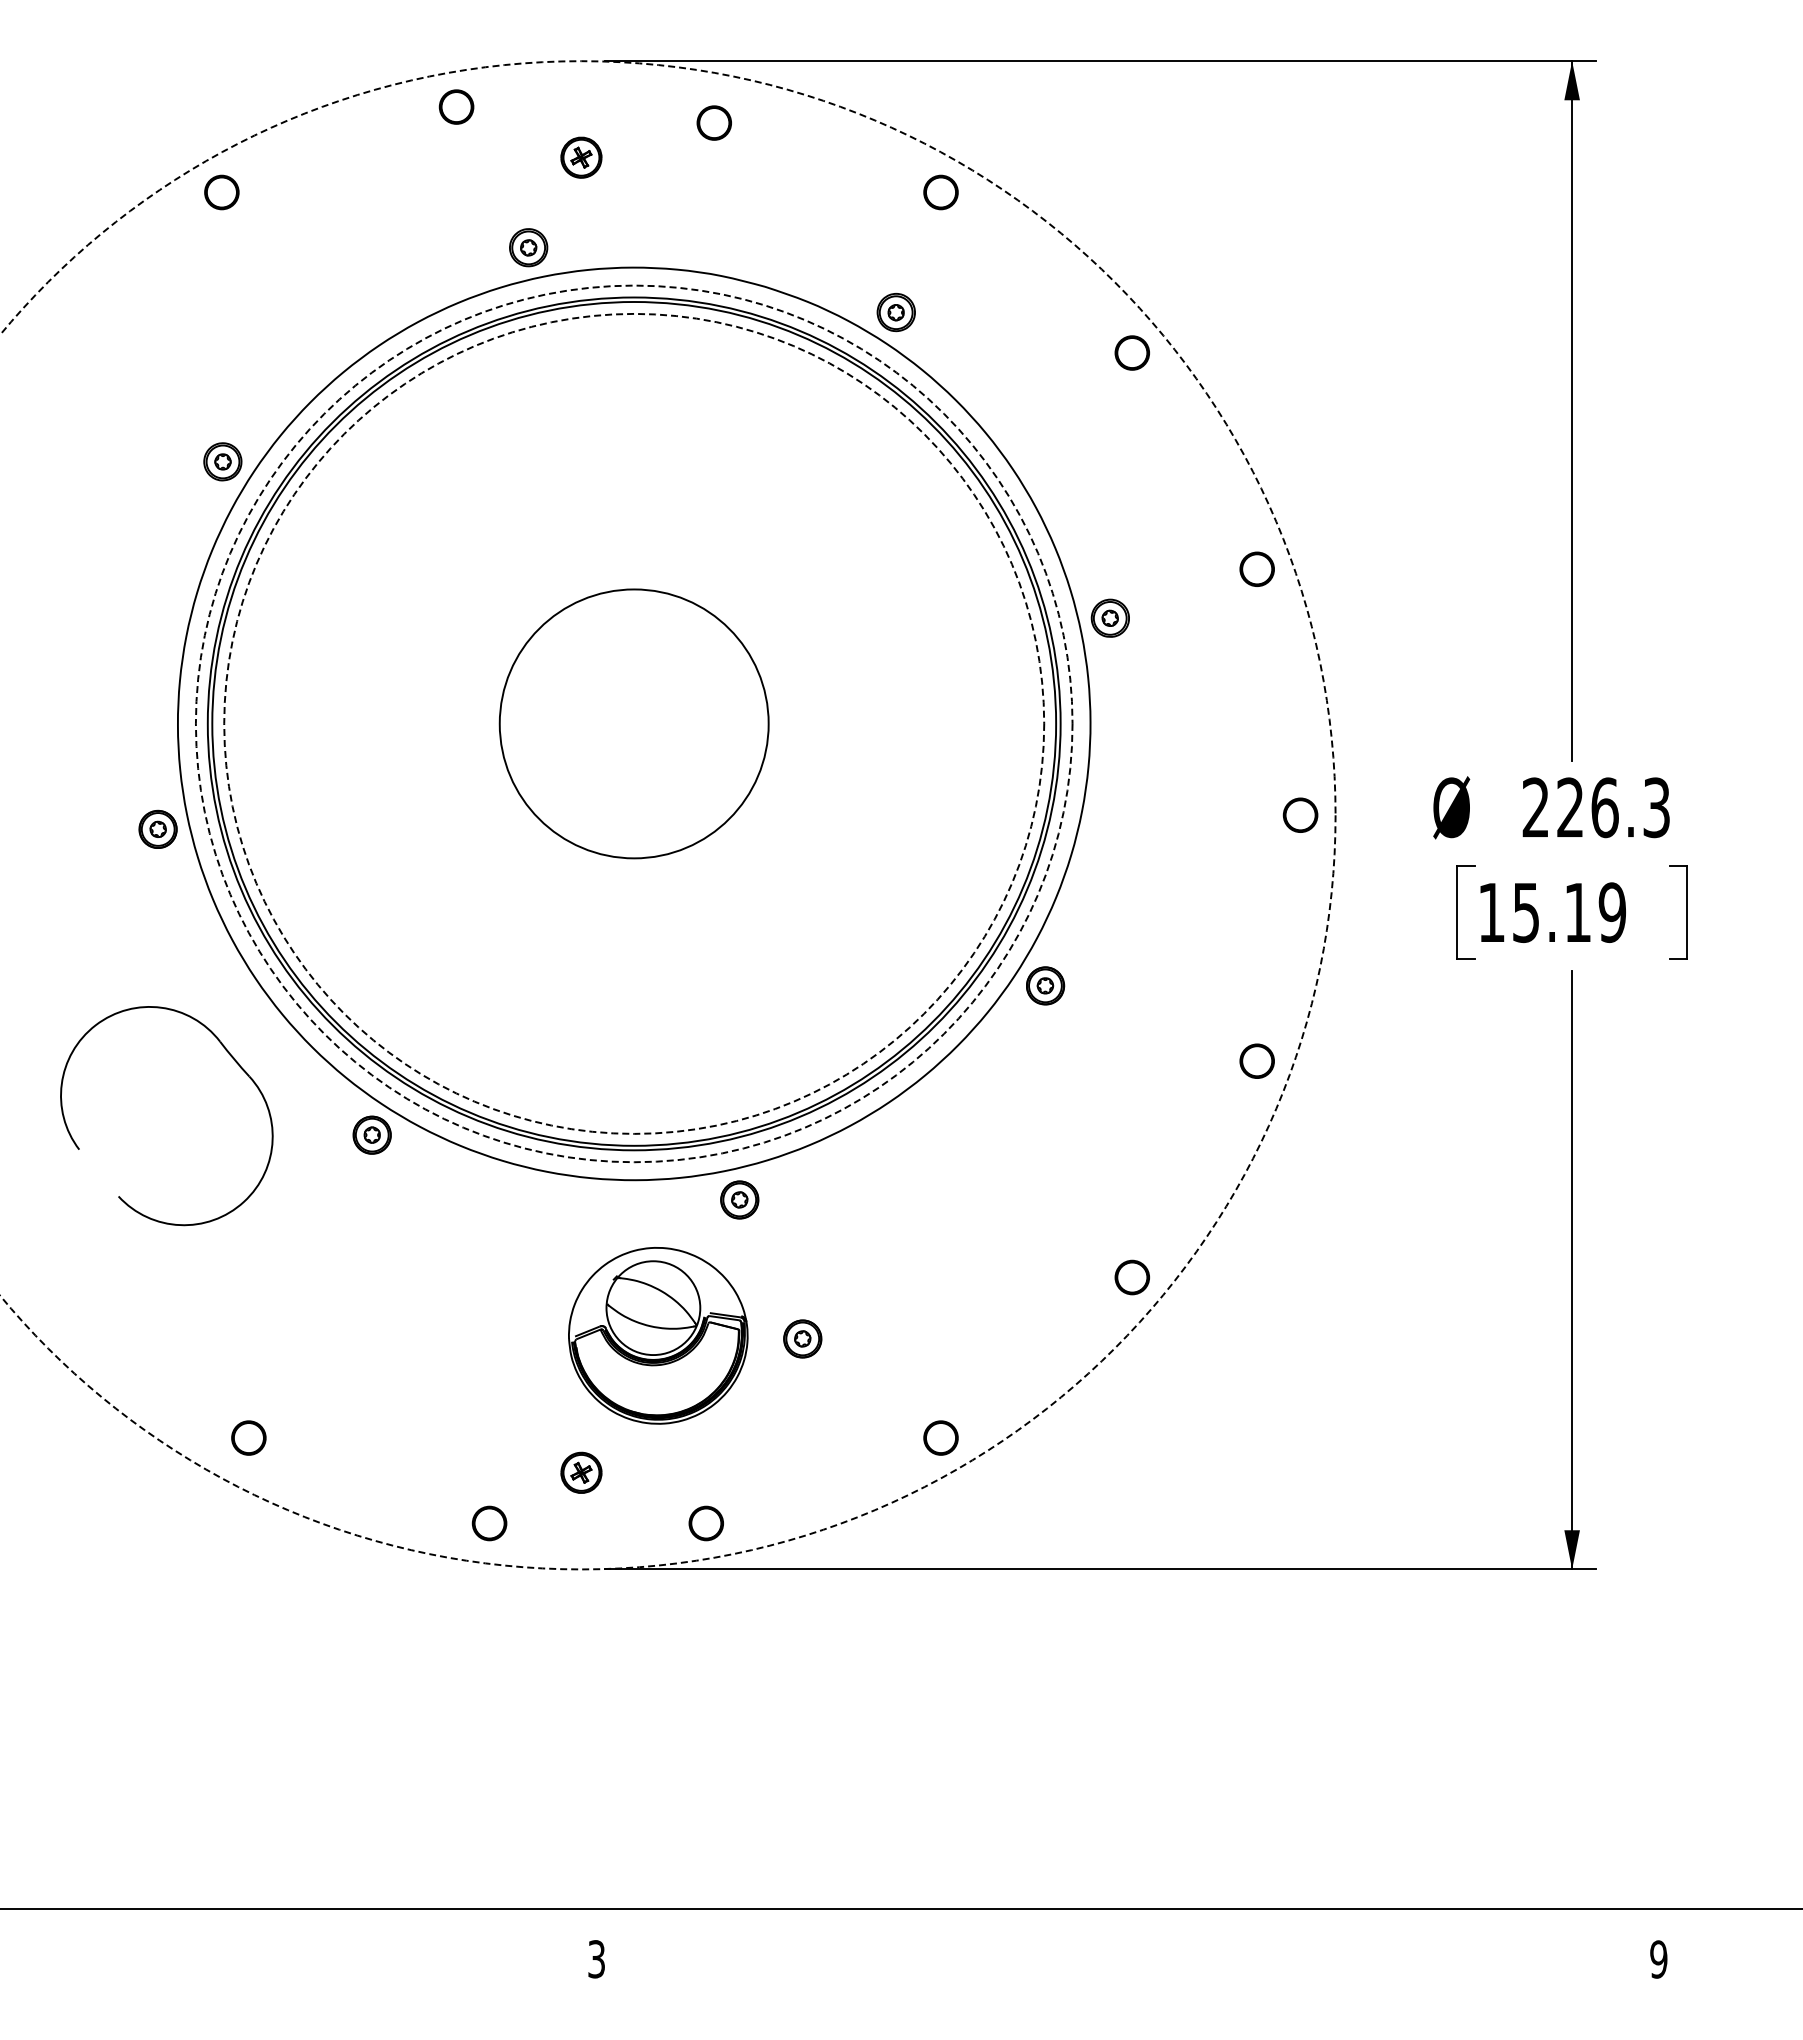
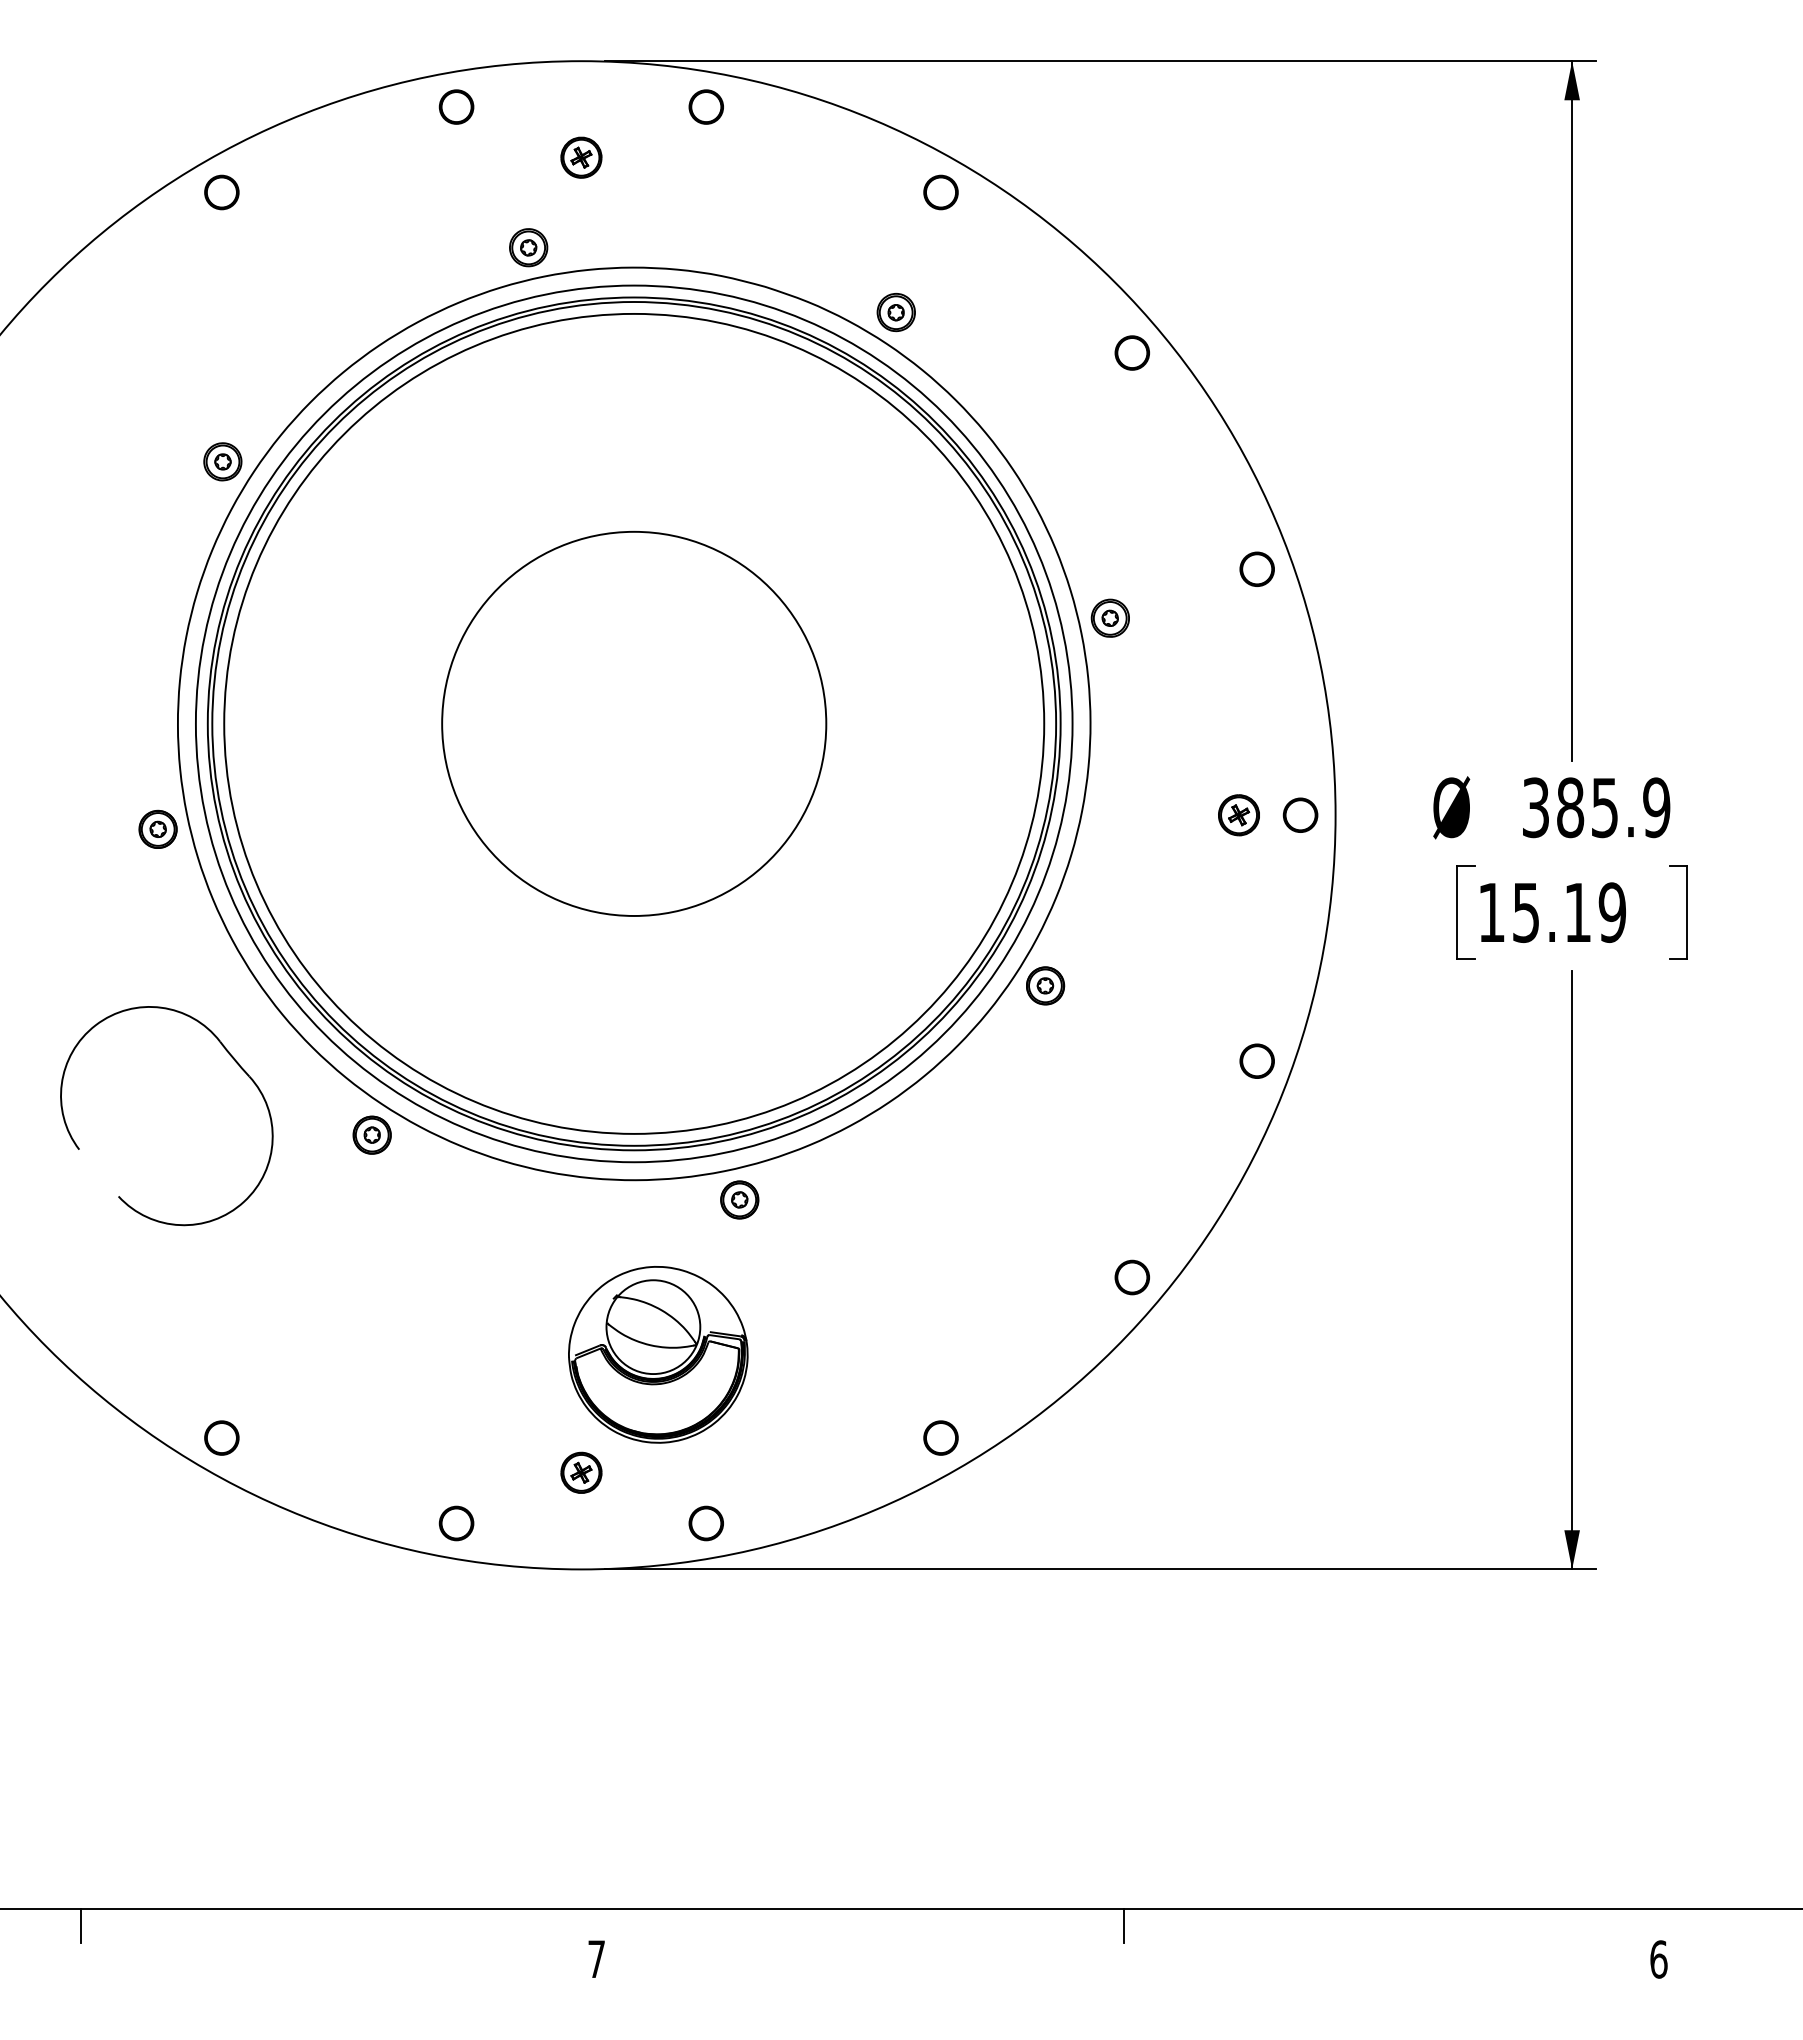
part position: (713, 122) -> (705, 106) (705, 106)
circle diameter: 269 px -> 384 px (634, 723)
circle: dashed -> solid (633, 723)
circle: dashed -> solid (634, 723)
text: 226.3 -> 385.9 (1596, 807)
circle: dashed -> solid (667, 815)
part: none -> present (1238, 815)
part position: (658, 1335) -> (658, 1354) (658, 1354)
part: present -> none (802, 1338)
part position: (248, 1437) -> (221, 1437) (221, 1437)
part position: (489, 1523) -> (456, 1523) (456, 1523)
line: none -> present (81, 1926)
line: none -> present (1123, 1926)
text: 3 -> 7 (596, 1959)
text: 9 -> 6 (1658, 1959)
